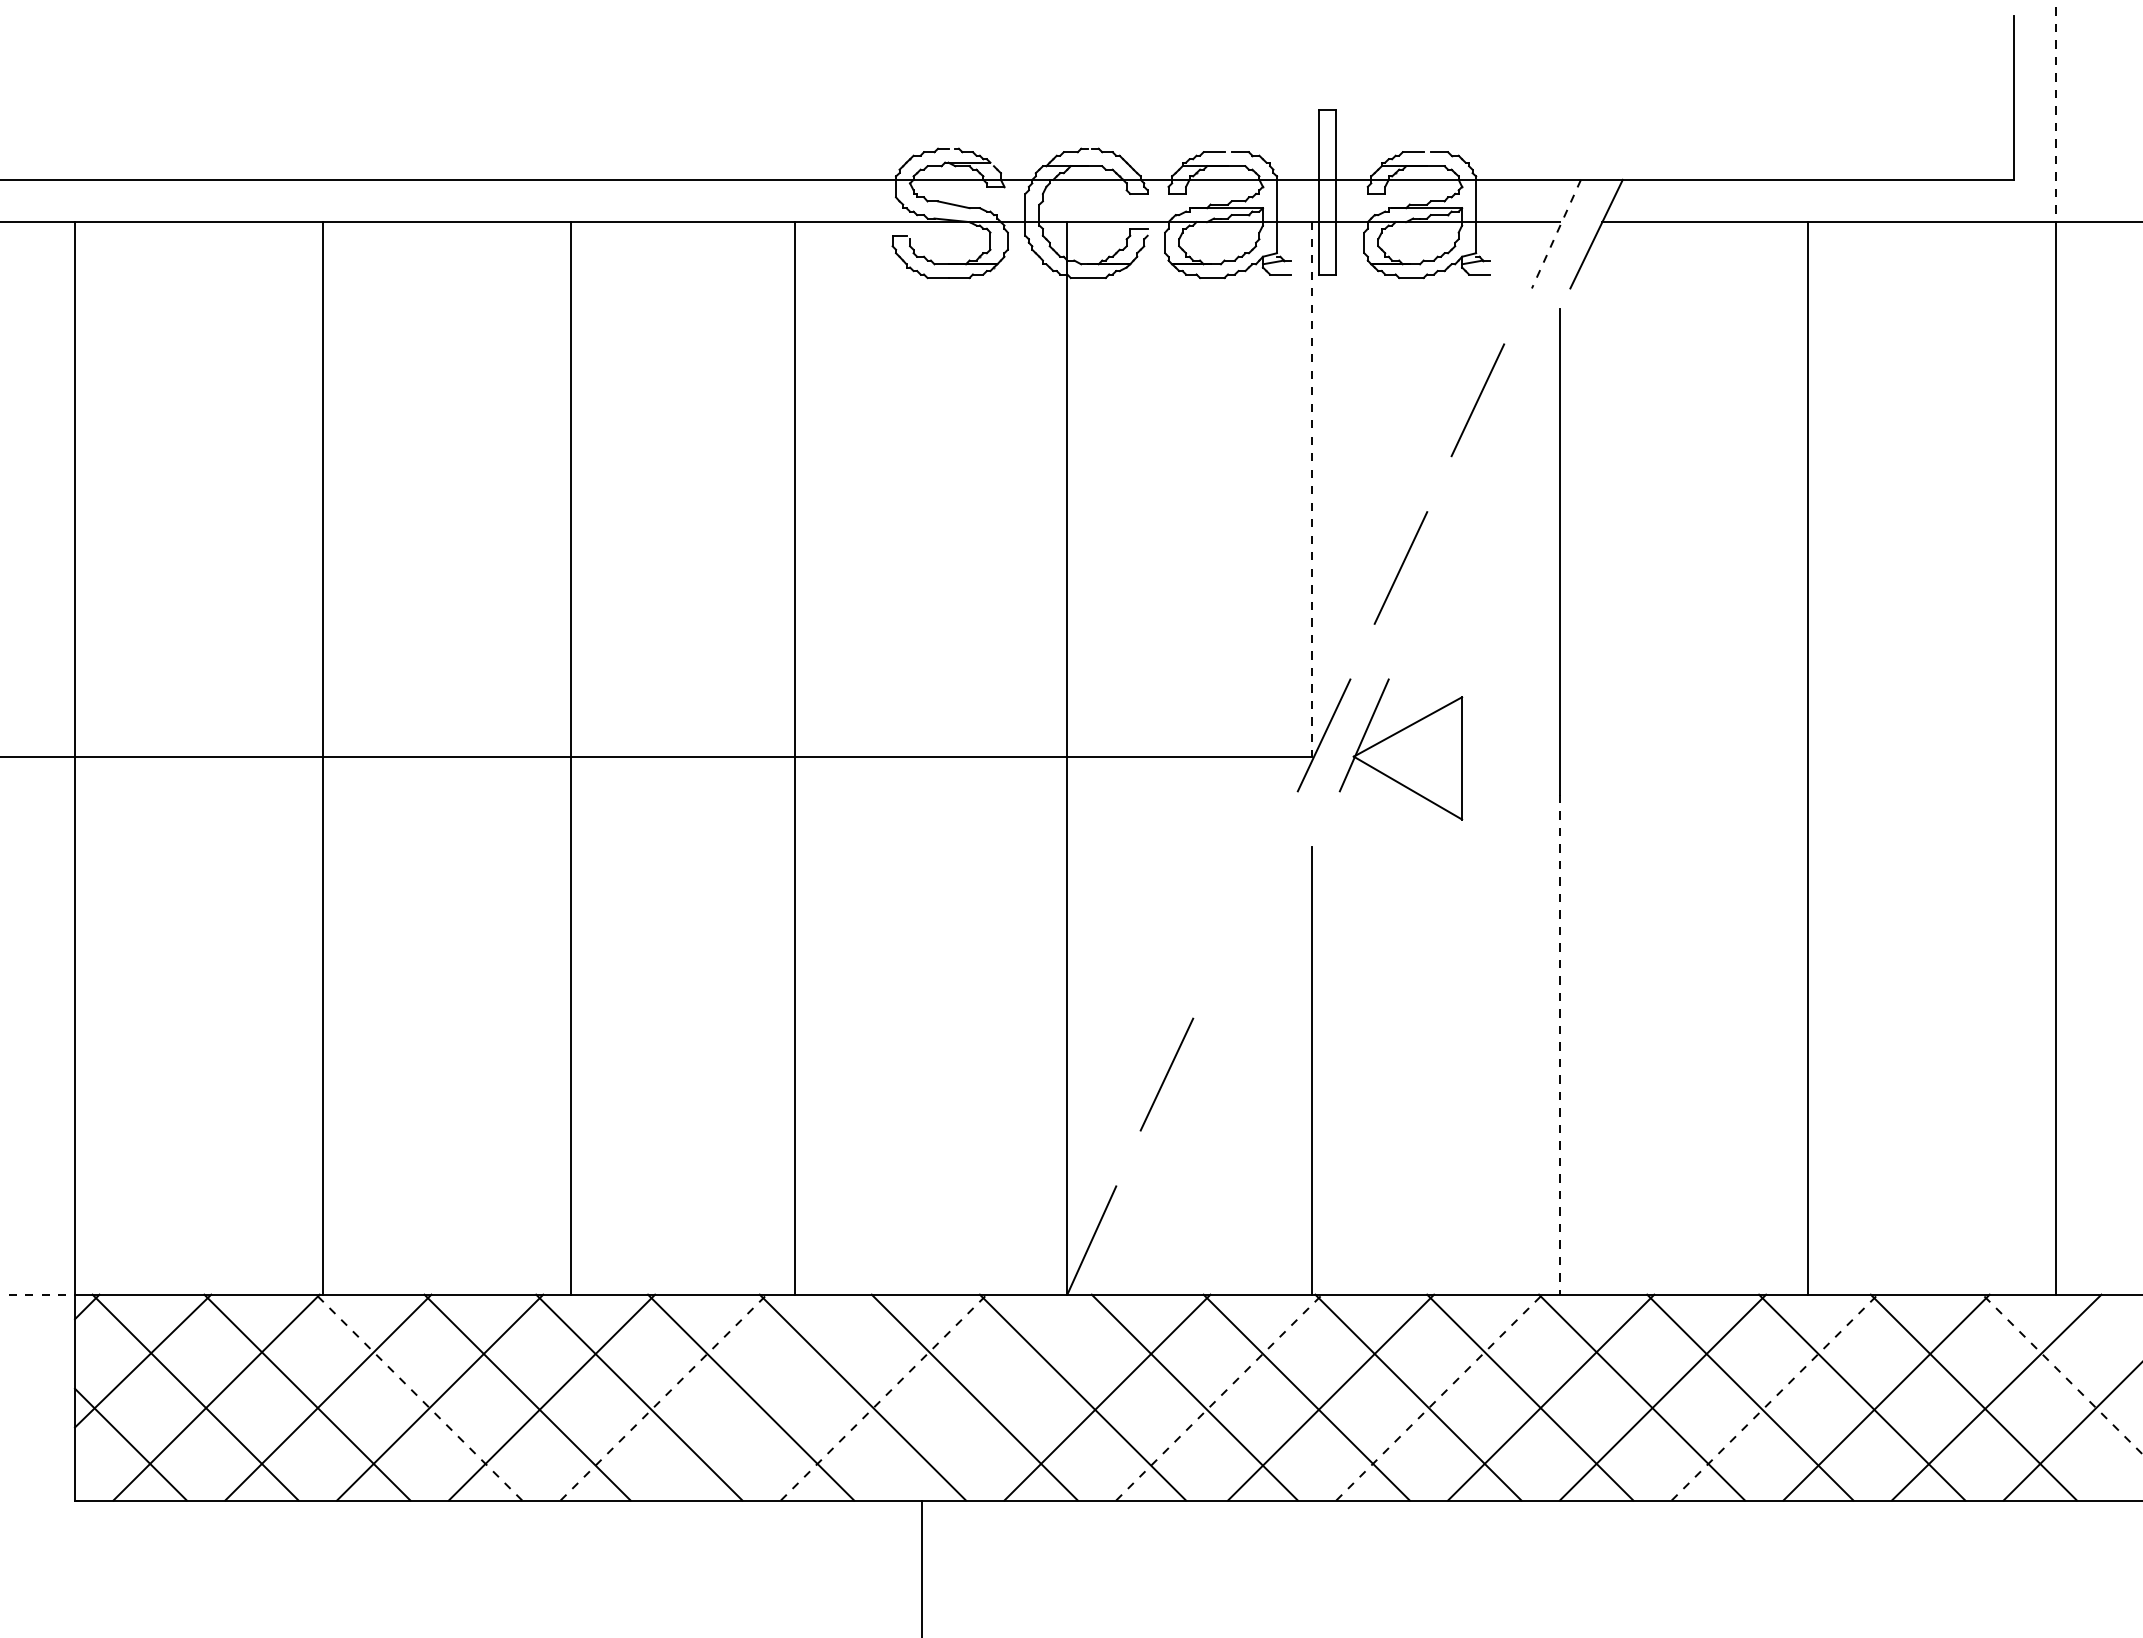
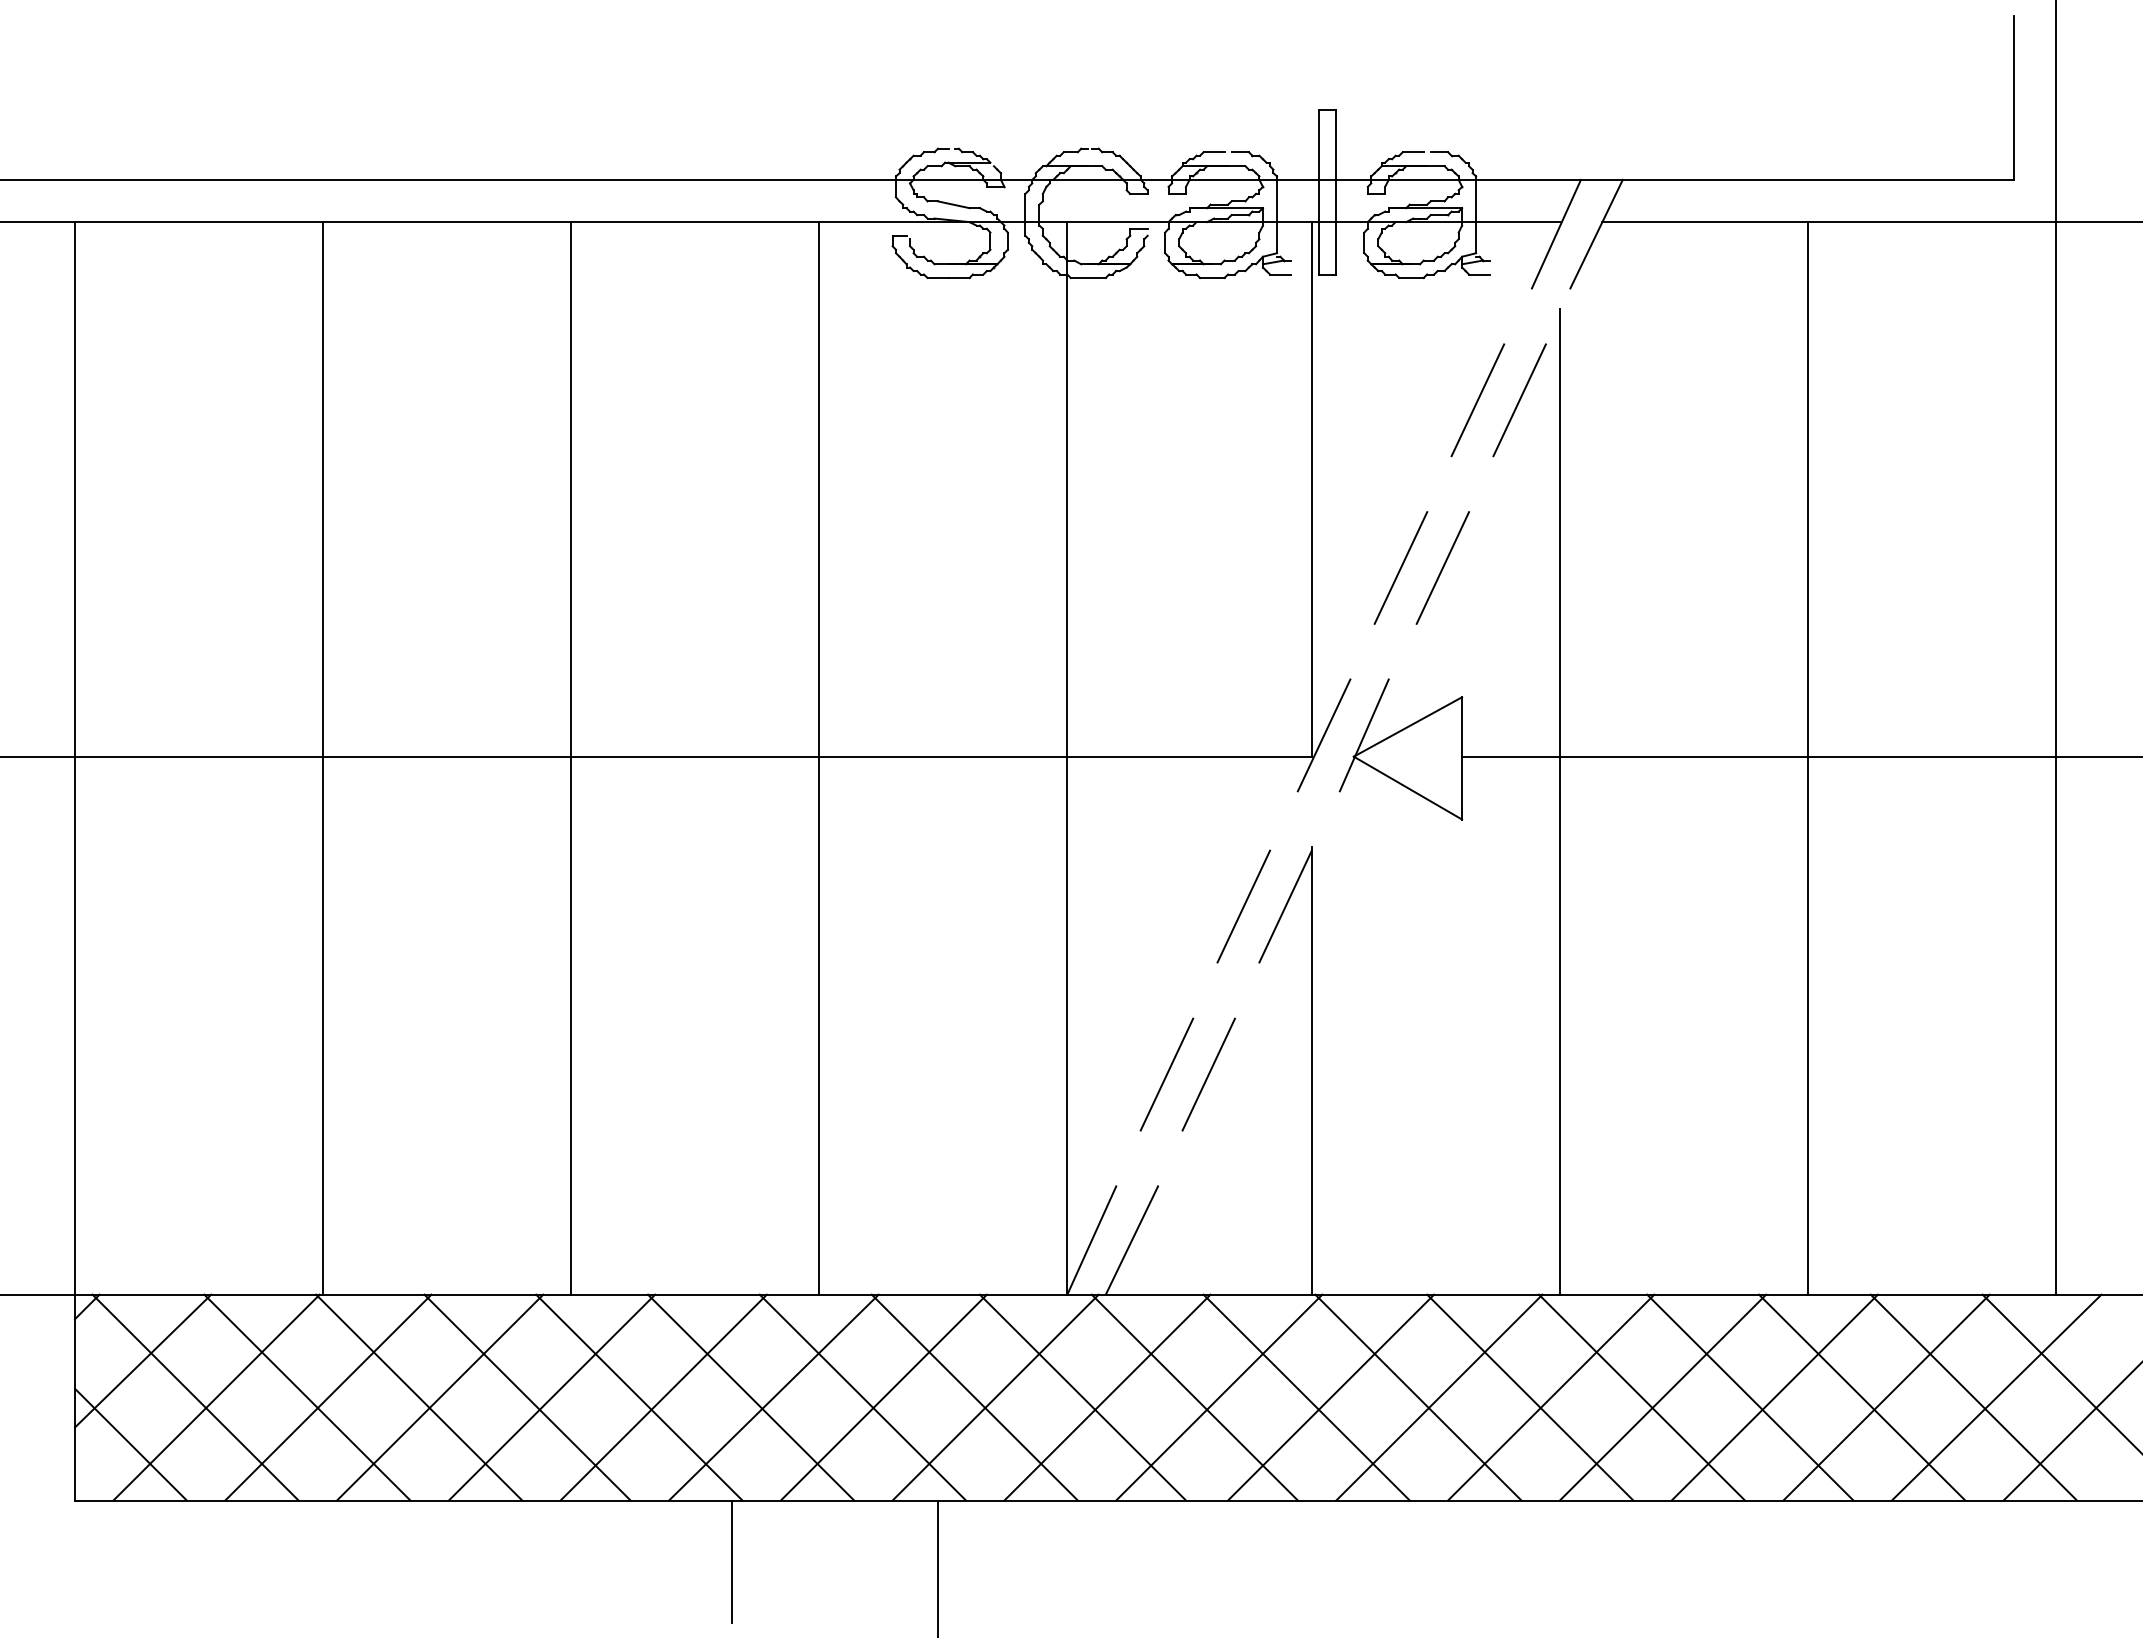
line: dashed -> solid (2056, 111)
line: dashed -> solid (1556, 234)
line: none -> present (1519, 400)
line: dashed -> solid (1311, 489)
line: none -> present (1442, 567)
line: none -> present (1800, 756)
line position: (795, 758) -> (819, 758) (819, 758)
line: none -> present (1243, 906)
line: none -> present (1285, 906)
line: dashed -> solid (1559, 1044)
line: none -> present (1208, 1074)
line: none -> present (1131, 1240)
line: dashed -> solid (38, 1294)
line: dashed -> solid (2062, 1374)
line: dashed -> solid (419, 1397)
line: dashed -> solid (663, 1397)
line: none -> present (773, 1397)
line: dashed -> solid (883, 1397)
line: none -> present (995, 1397)
line: dashed -> solid (1219, 1397)
line: dashed -> solid (1439, 1397)
line: dashed -> solid (1774, 1397)
line: none -> present (731, 1561)
line position: (922, 1567) -> (938, 1567) (938, 1567)
